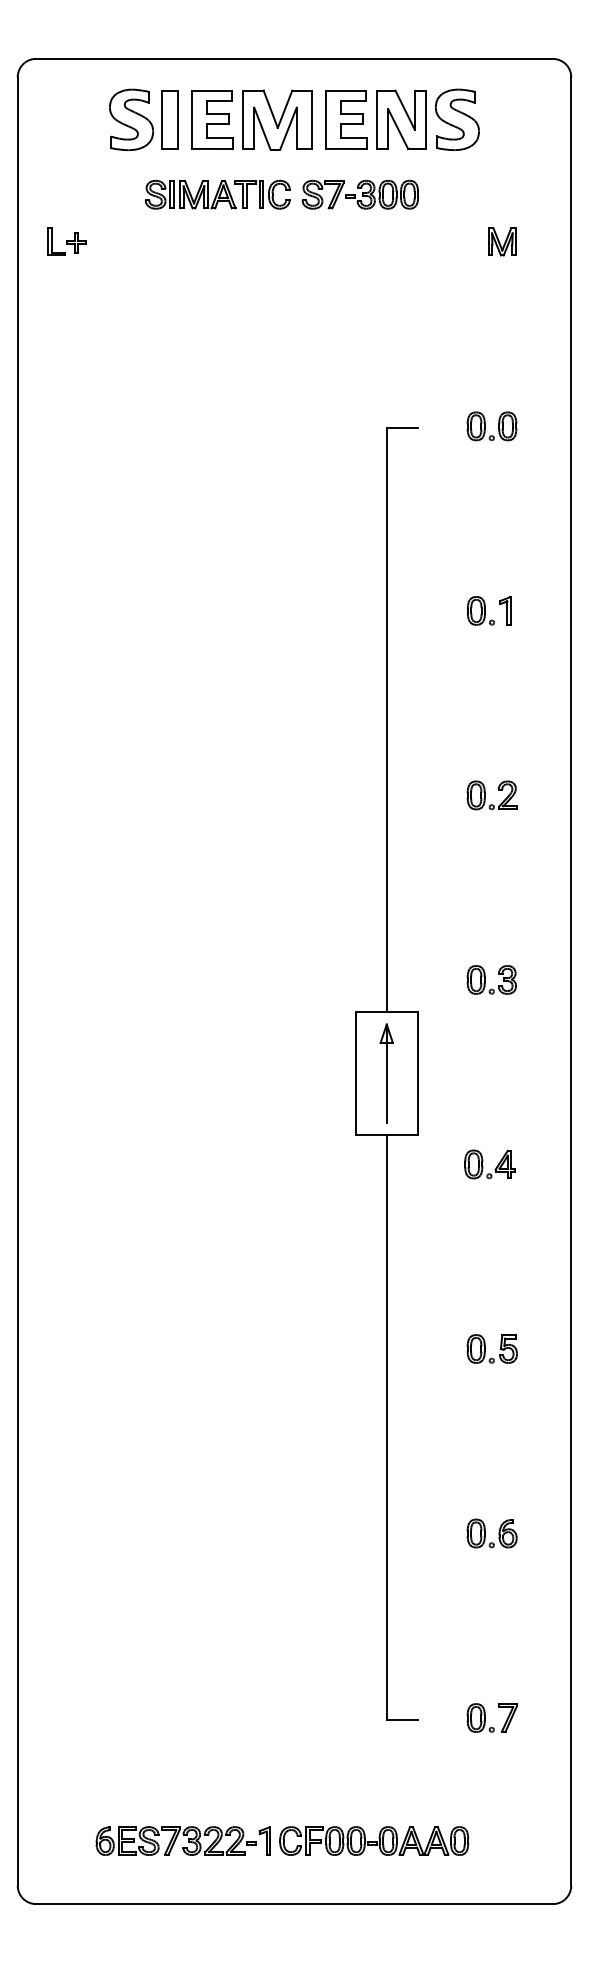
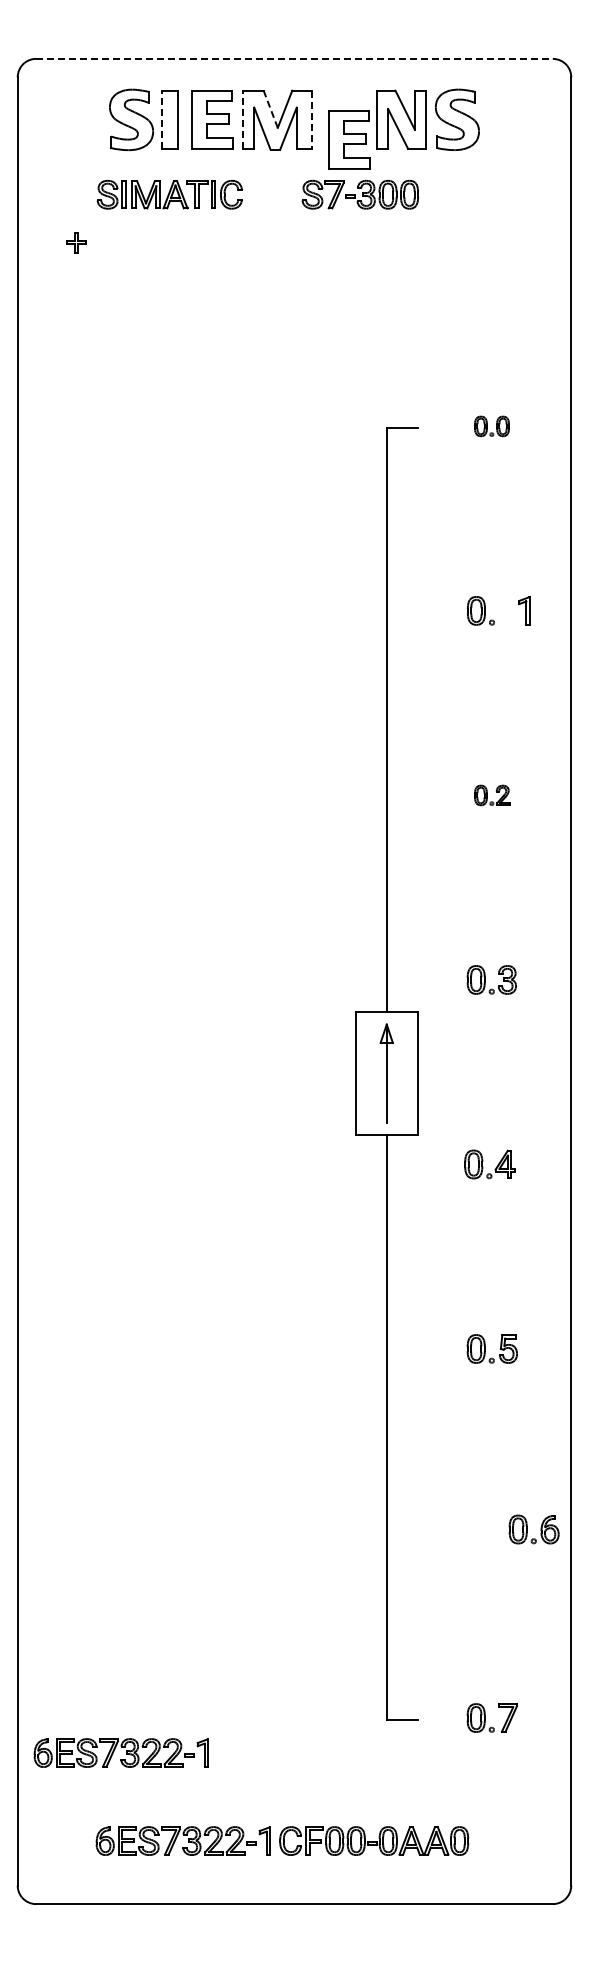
line: solid -> dashed (294, 58)
line: solid -> dashed (270, 109)
line: solid -> dashed (162, 119)
line: solid -> dashed (243, 119)
part position: (346, 119) -> (349, 139) (349, 139)
line: solid -> dashed (311, 120)
part position: (217, 194) -> (169, 194) (169, 194)
part: present -> none (56, 241)
part: present -> none (502, 241)
part size: 52x31 px -> 36x23 px (491, 426)
part position: (505, 610) -> (524, 610) (524, 610)
part size: 52x31 px -> 37x23 px (492, 795)
part position: (491, 1533) -> (533, 1529) (533, 1529)
part: none -> present (120, 1752)
